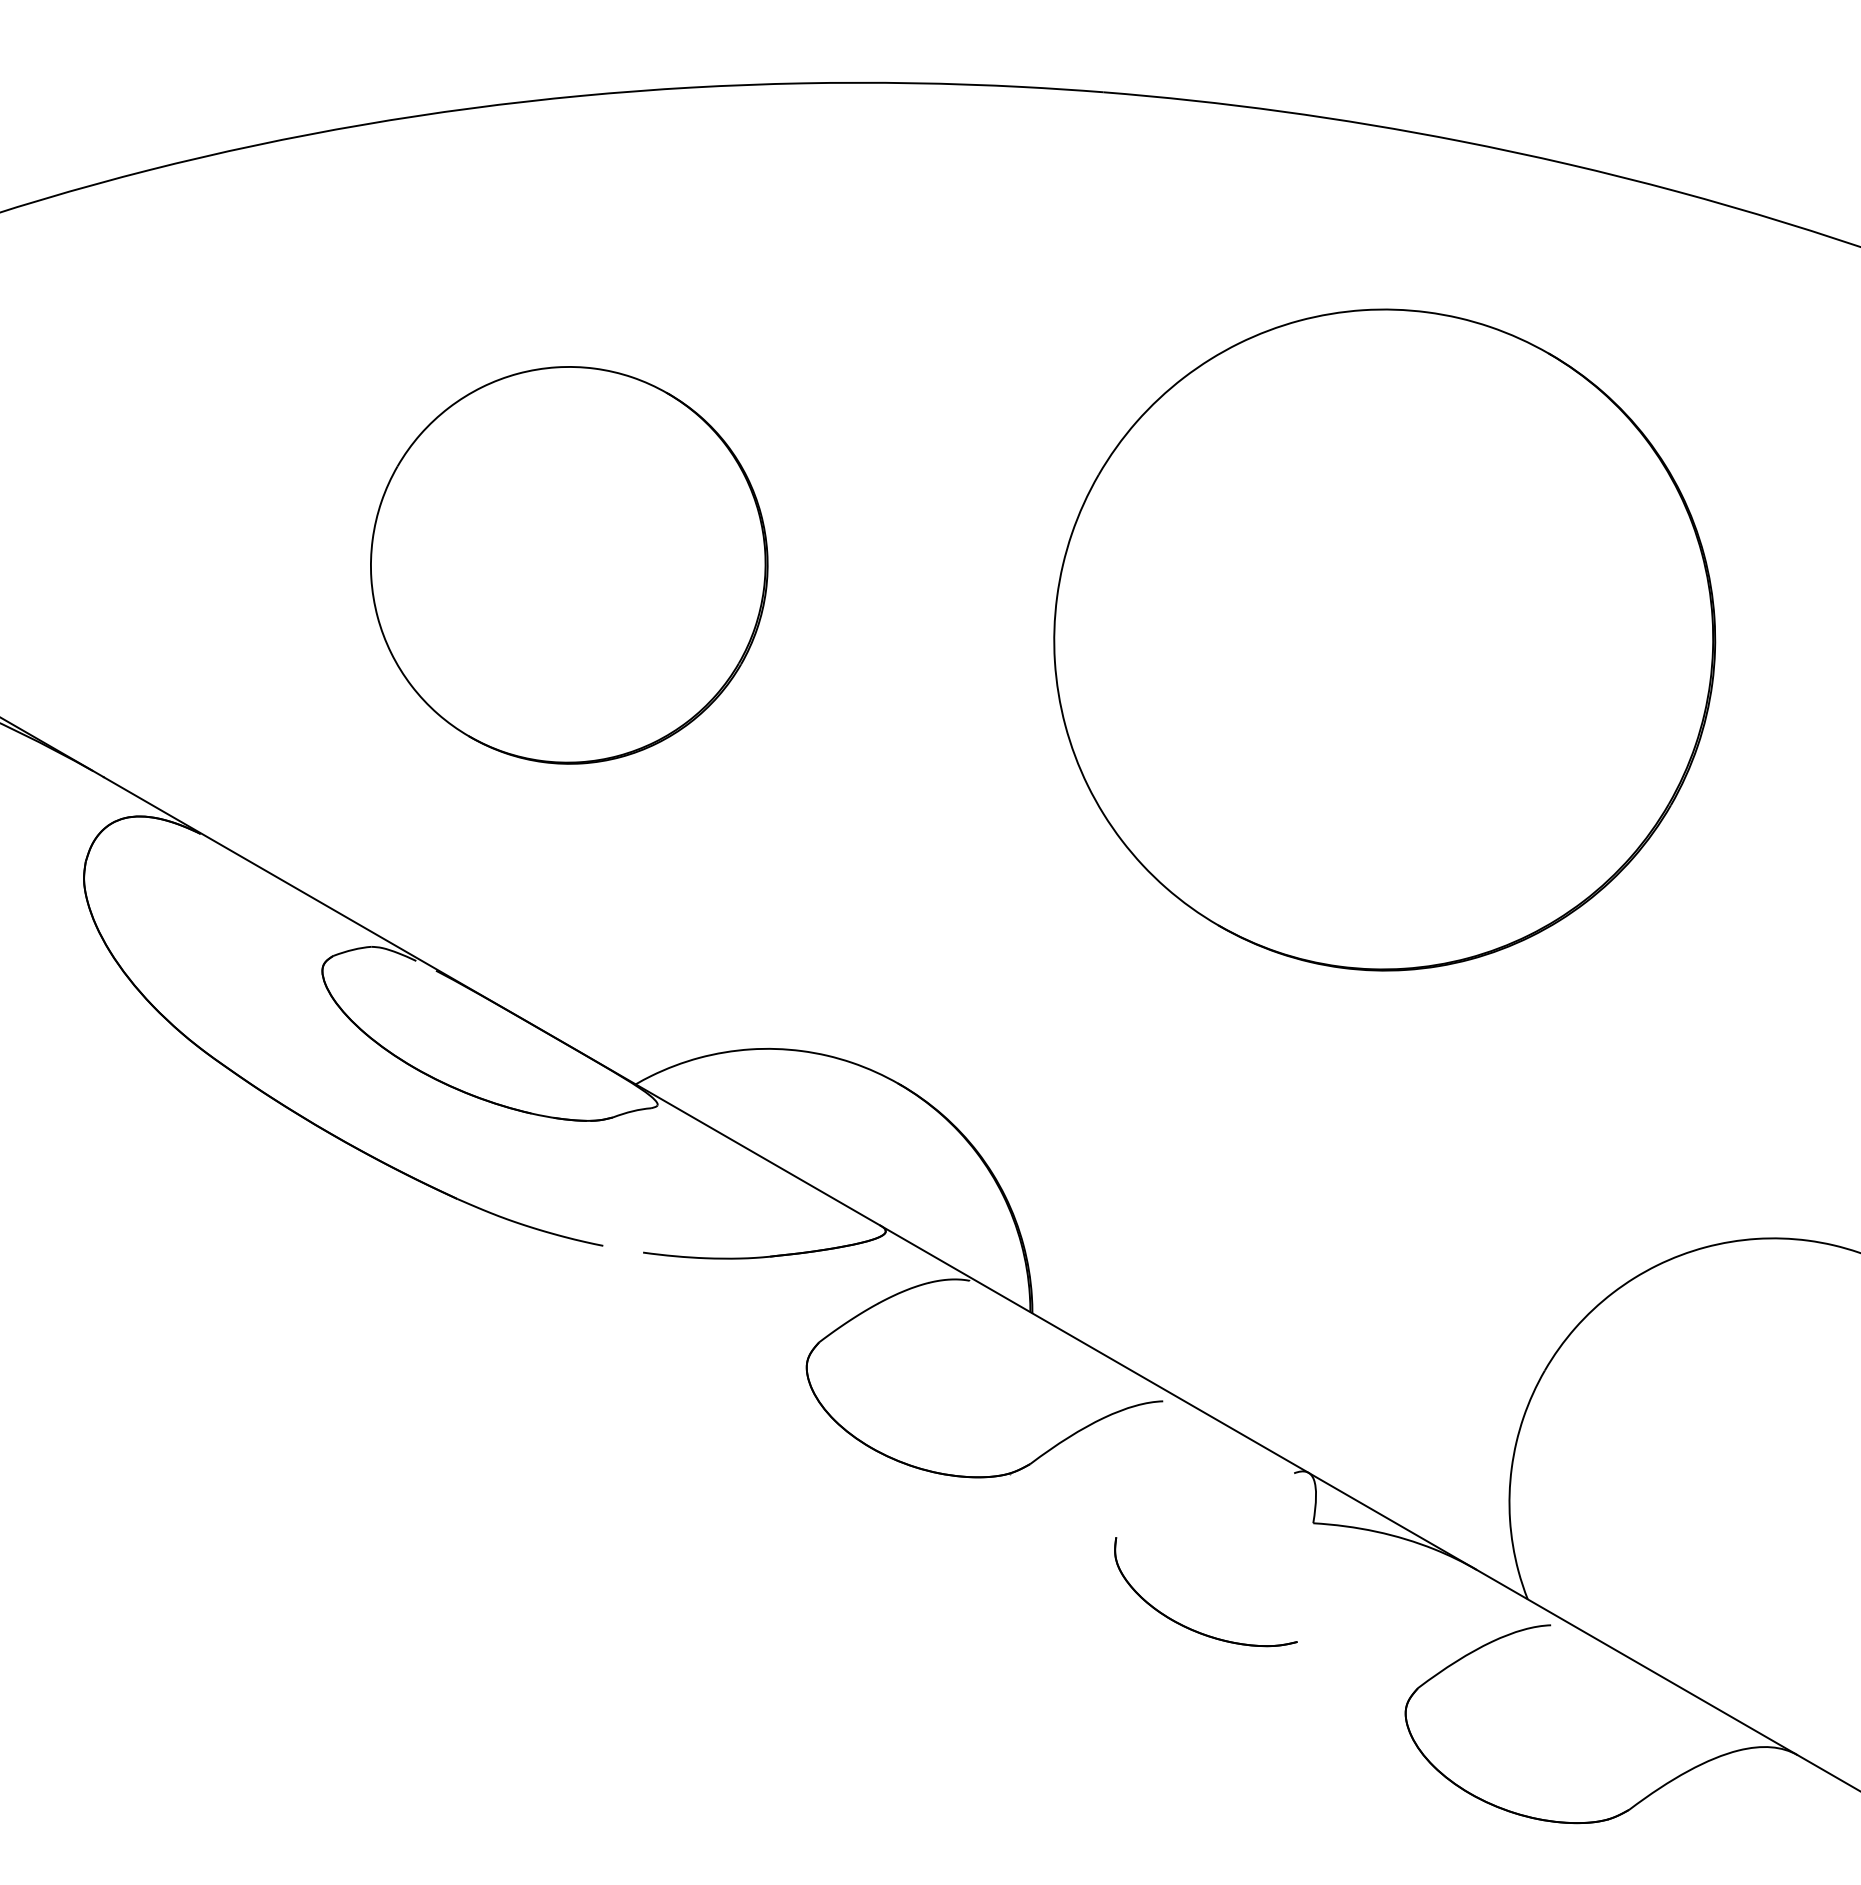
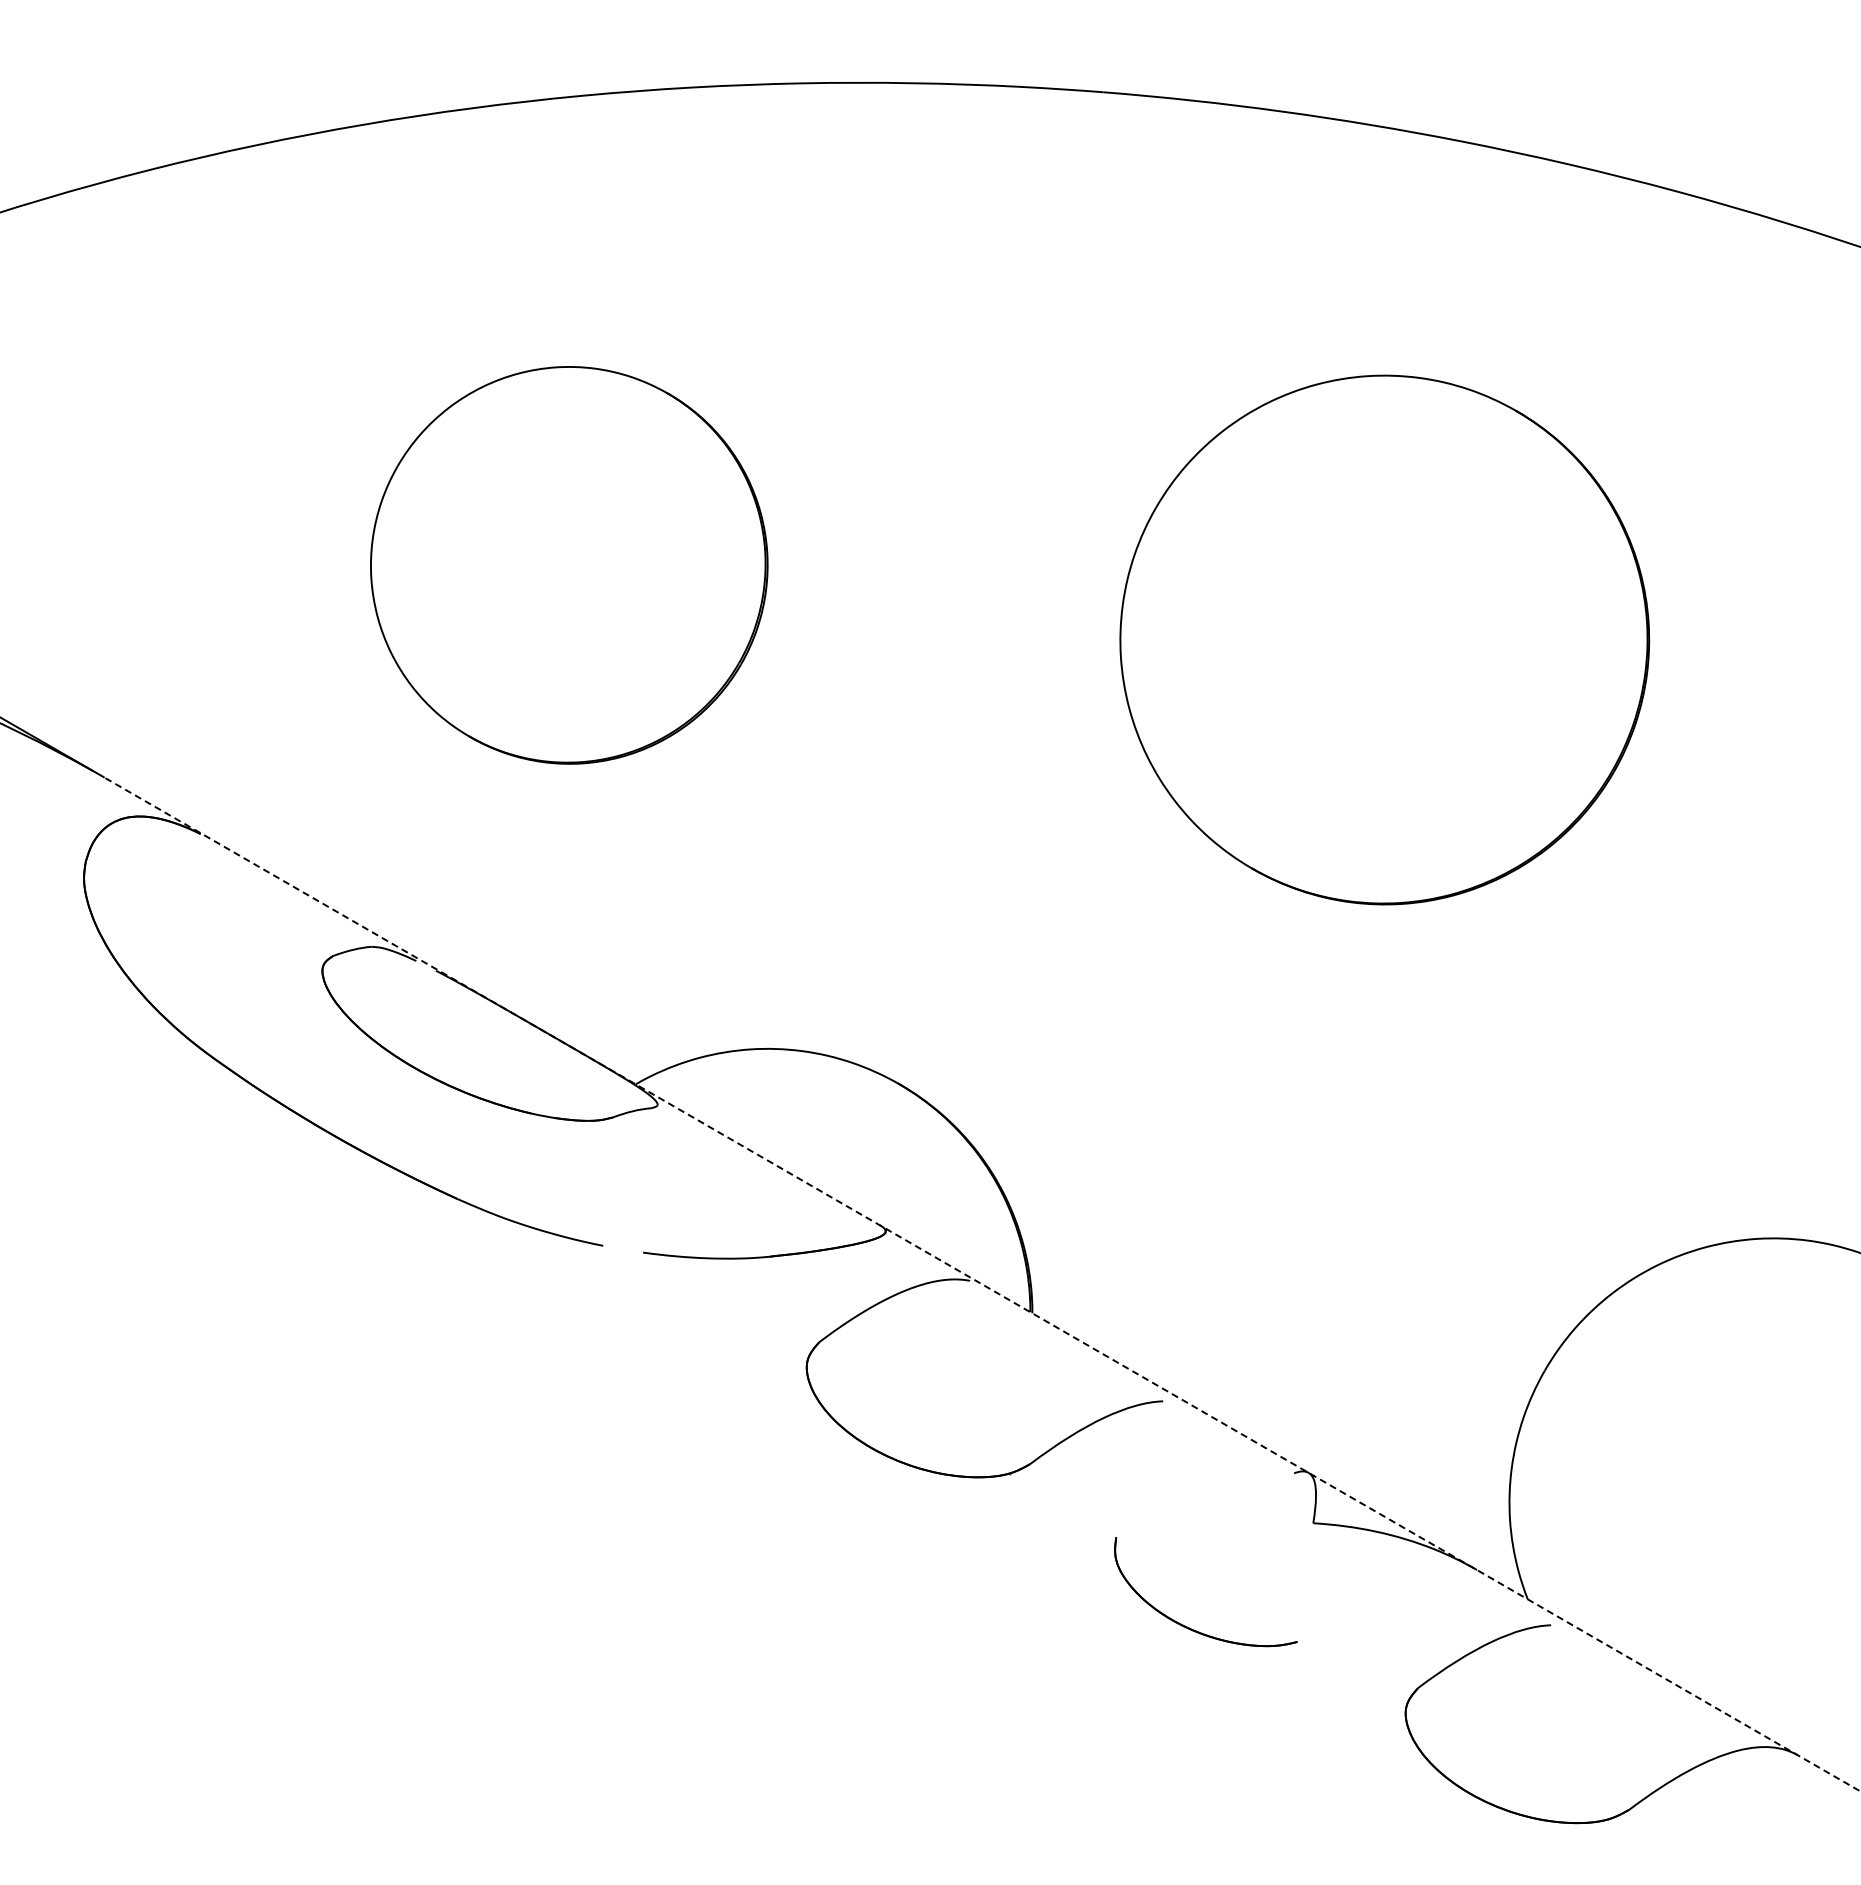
part size: 664x664 px -> 532x532 px (1384, 639)
line: solid -> dashed (981, 1284)
